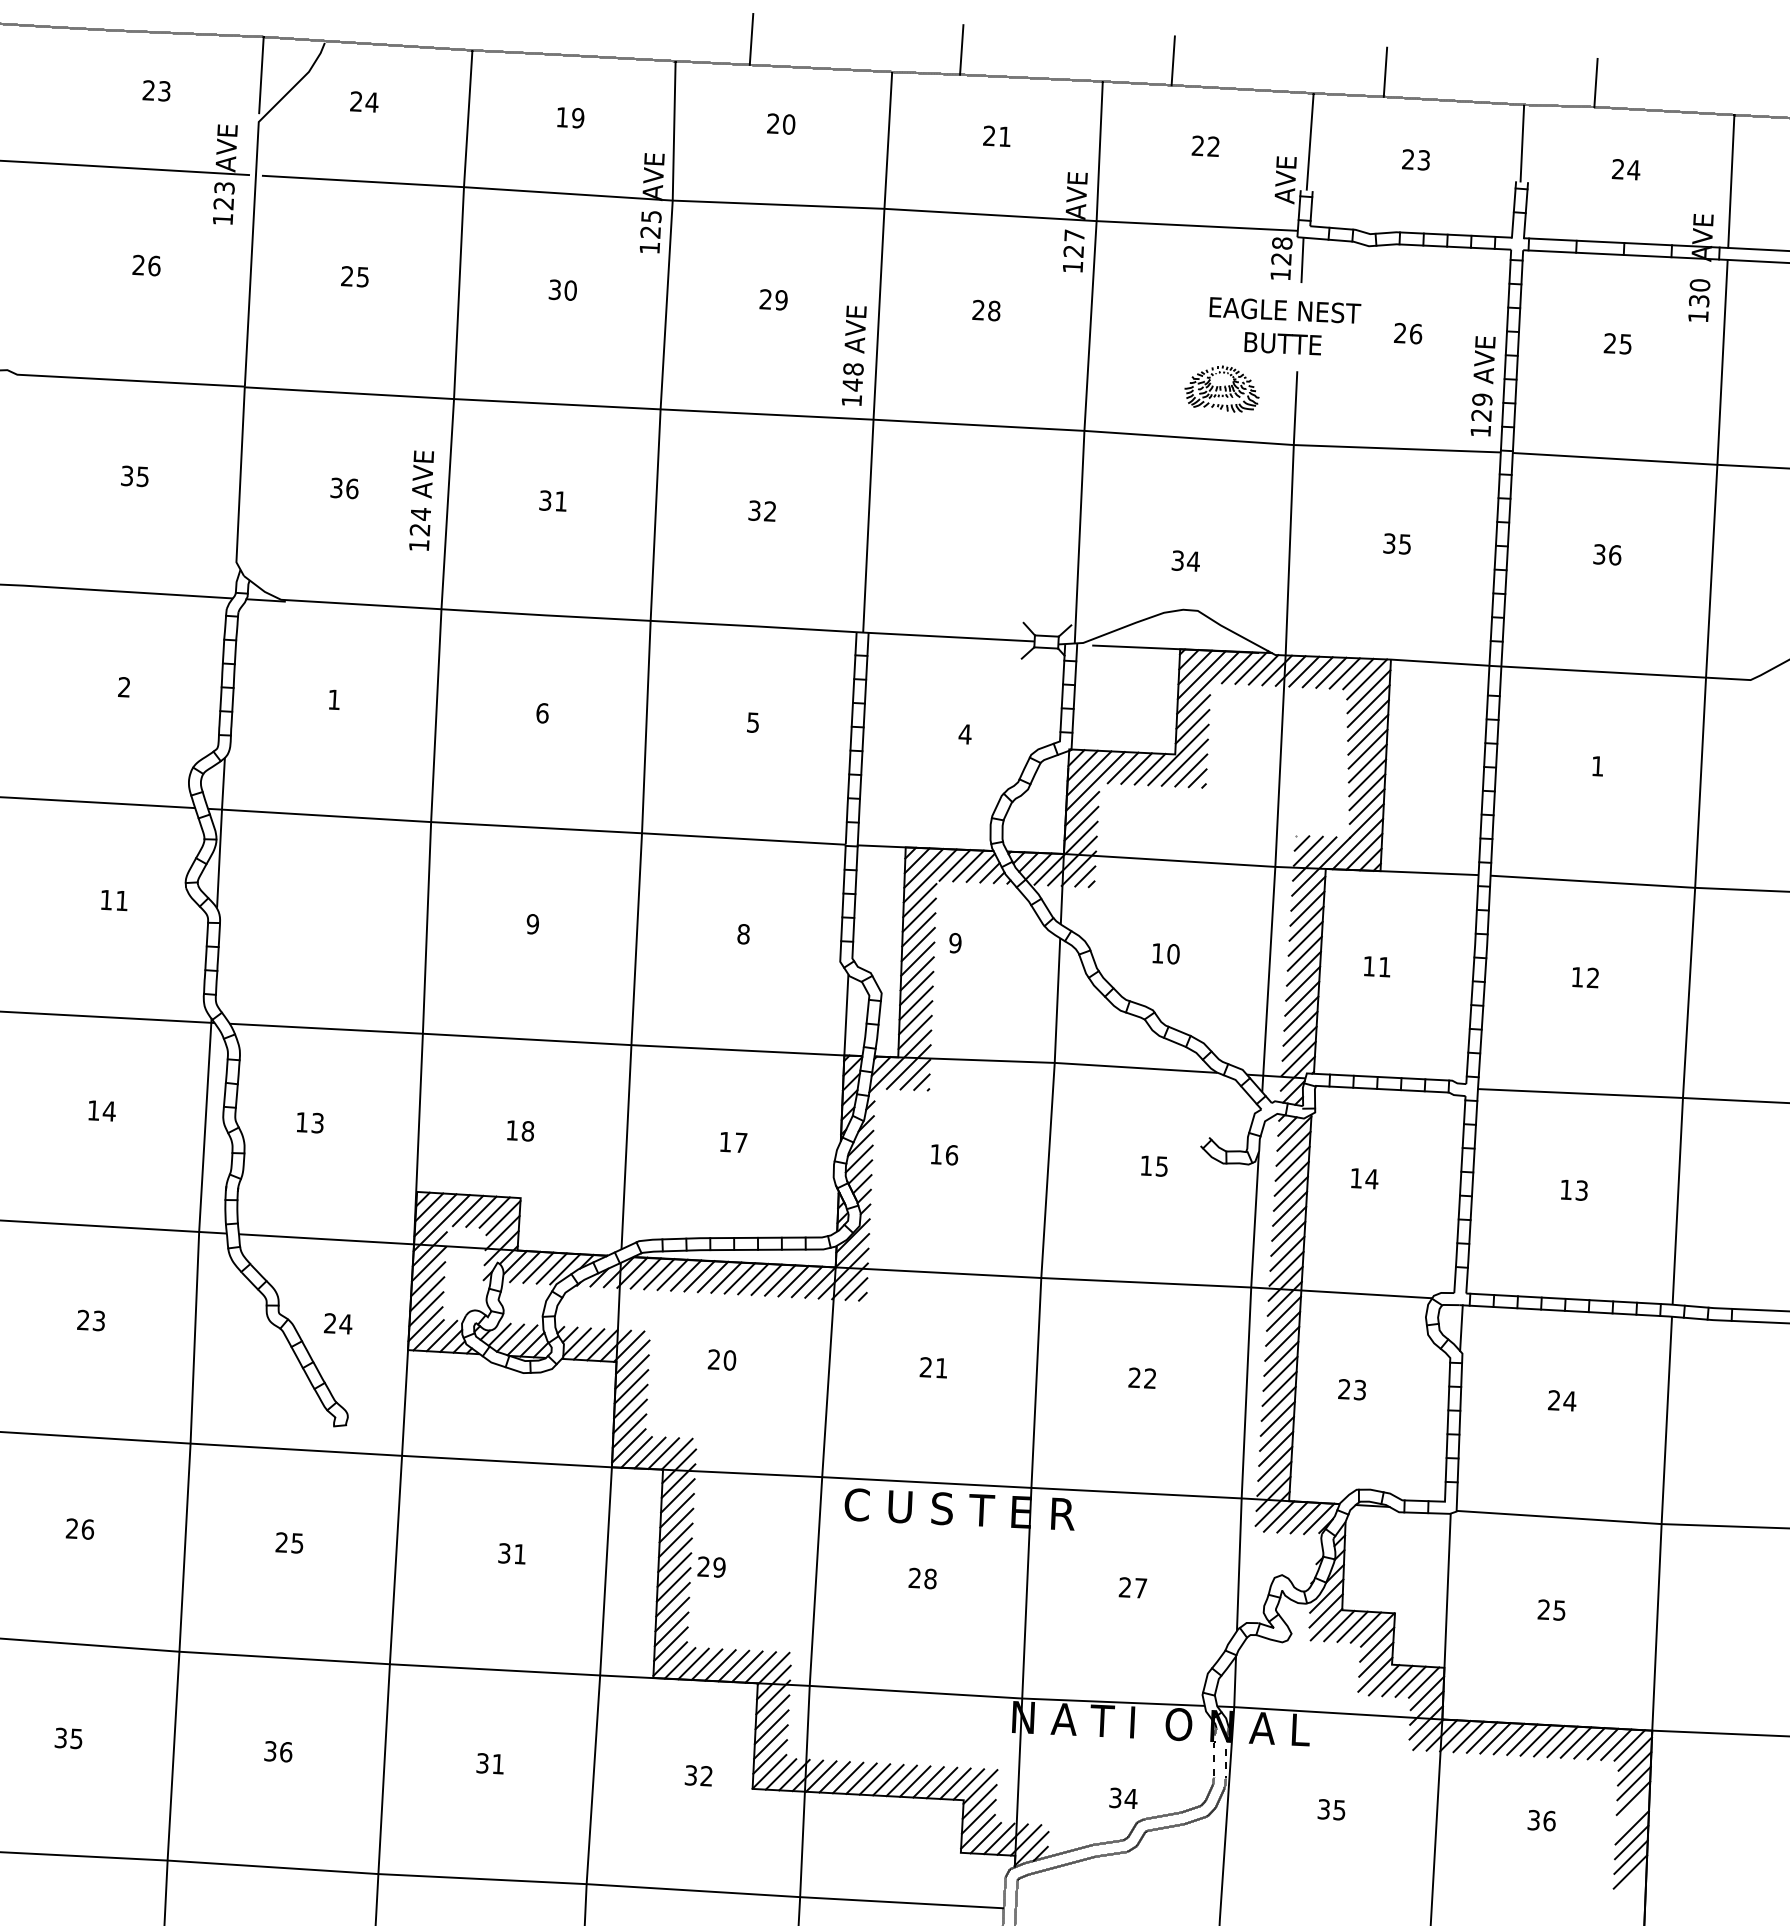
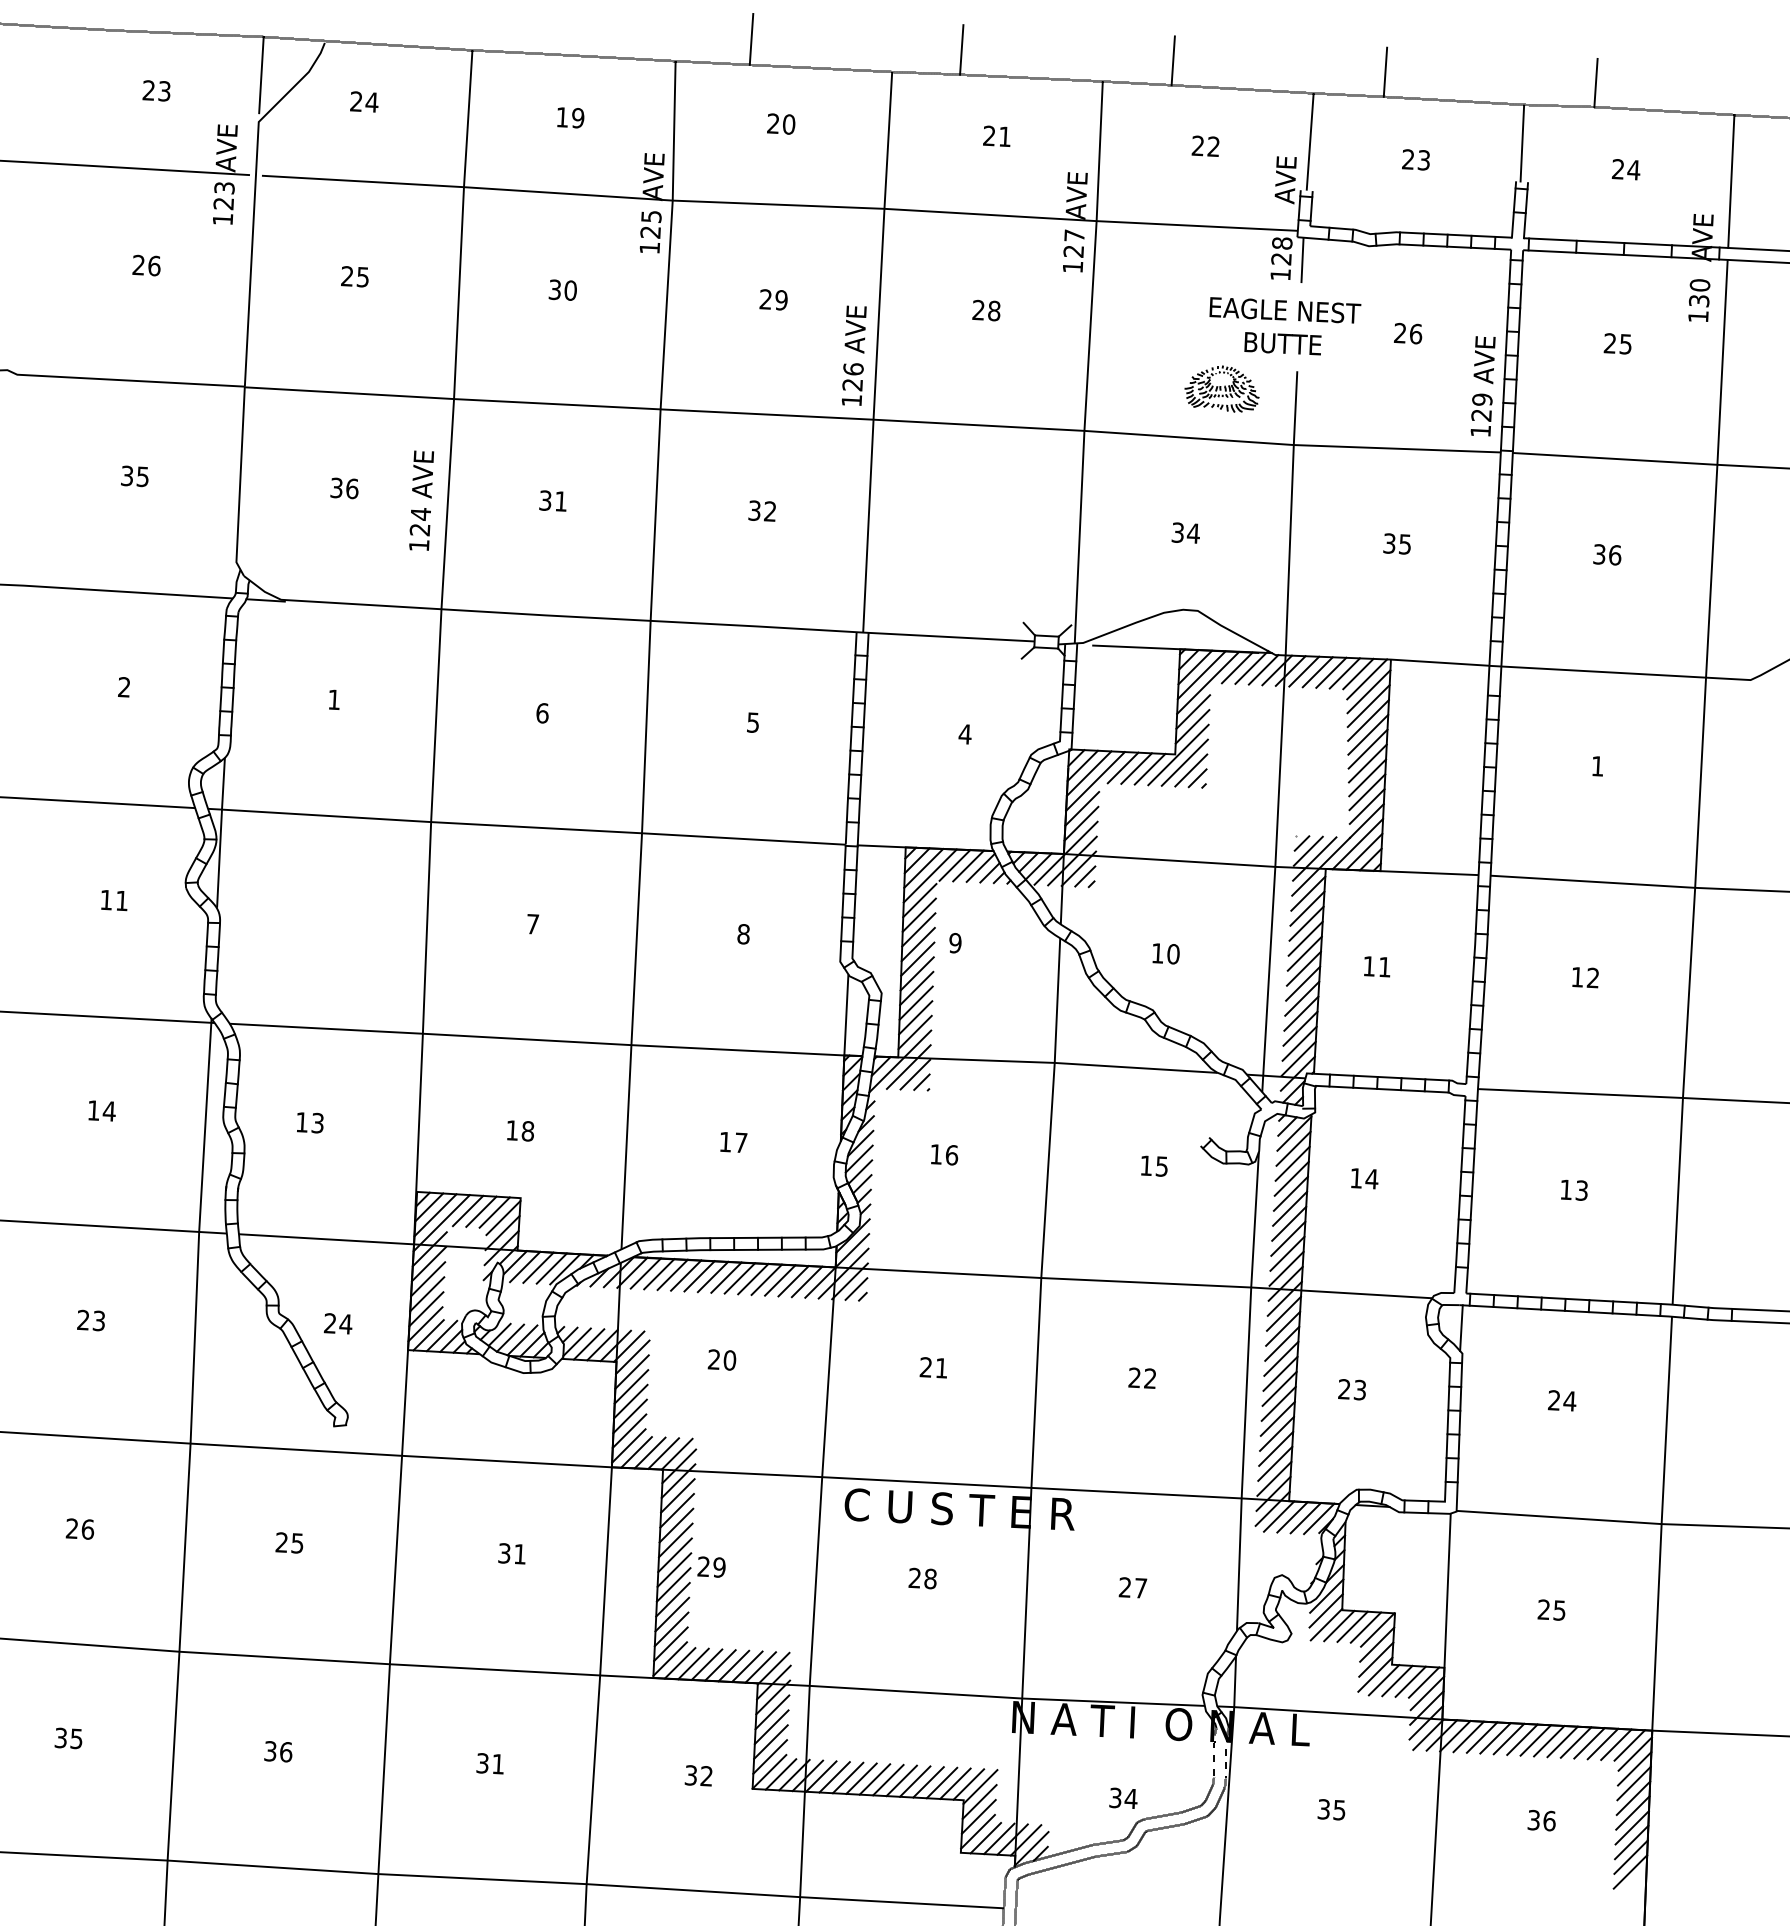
text: 148 -> 126 (852, 377)
text position: (1185, 560) -> (1185, 532) (1185, 532)
text: 9 -> 7 (532, 924)
line: none -> present (1632, 1812)
